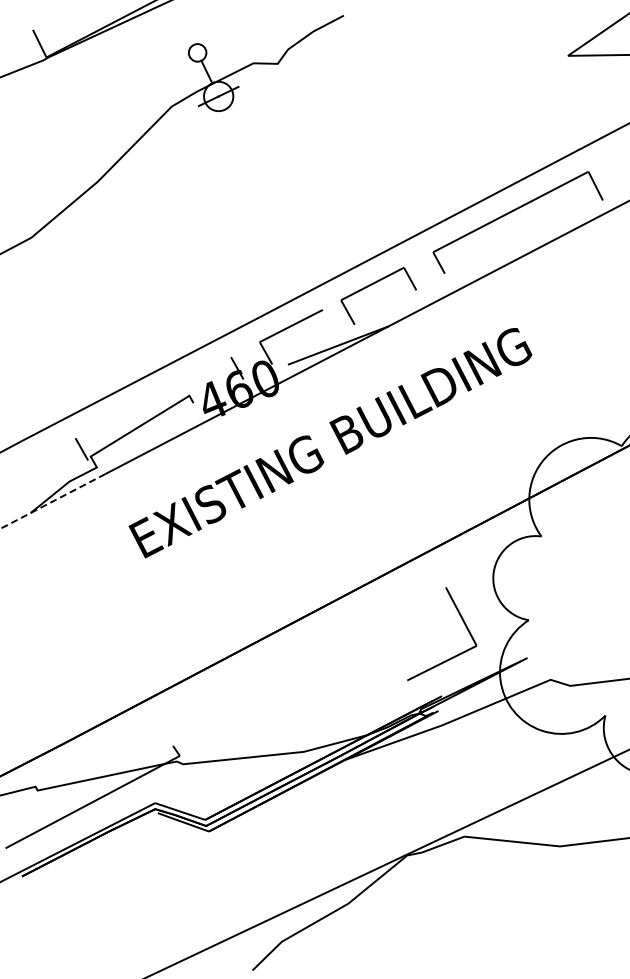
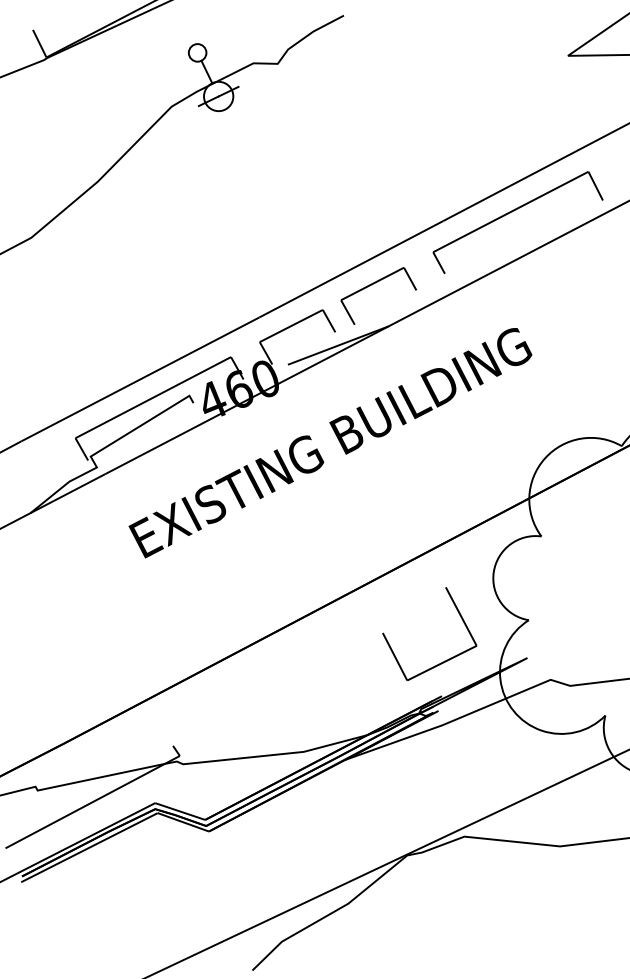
line: none -> present (328, 320)
line: none -> present (153, 397)
line: dashed -> solid (52, 501)
line: none -> present (394, 656)
line: none -> present (89, 847)
